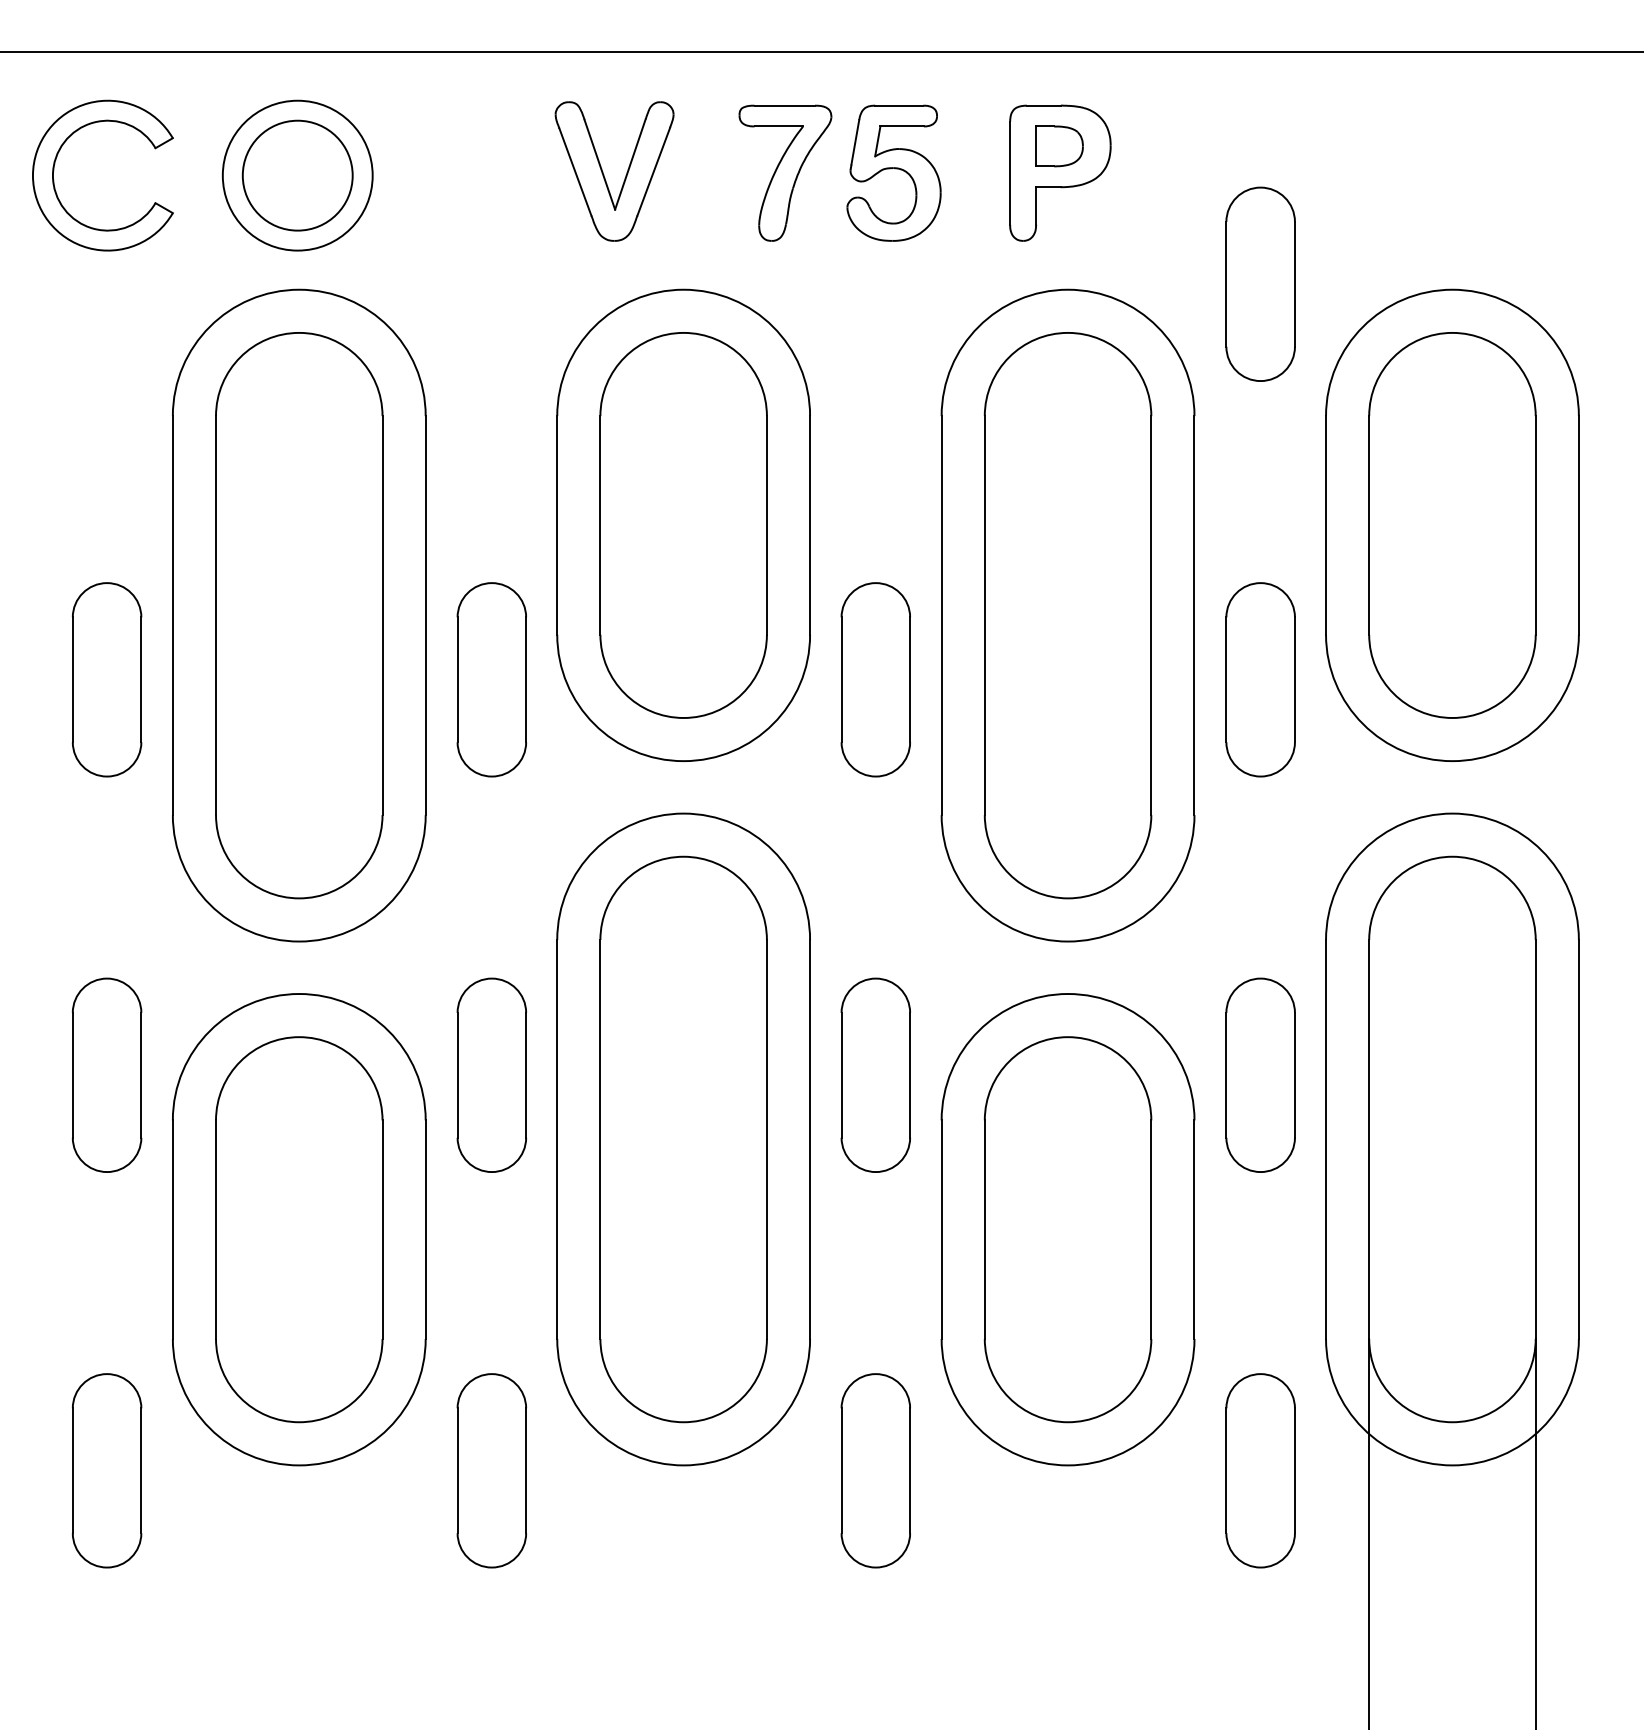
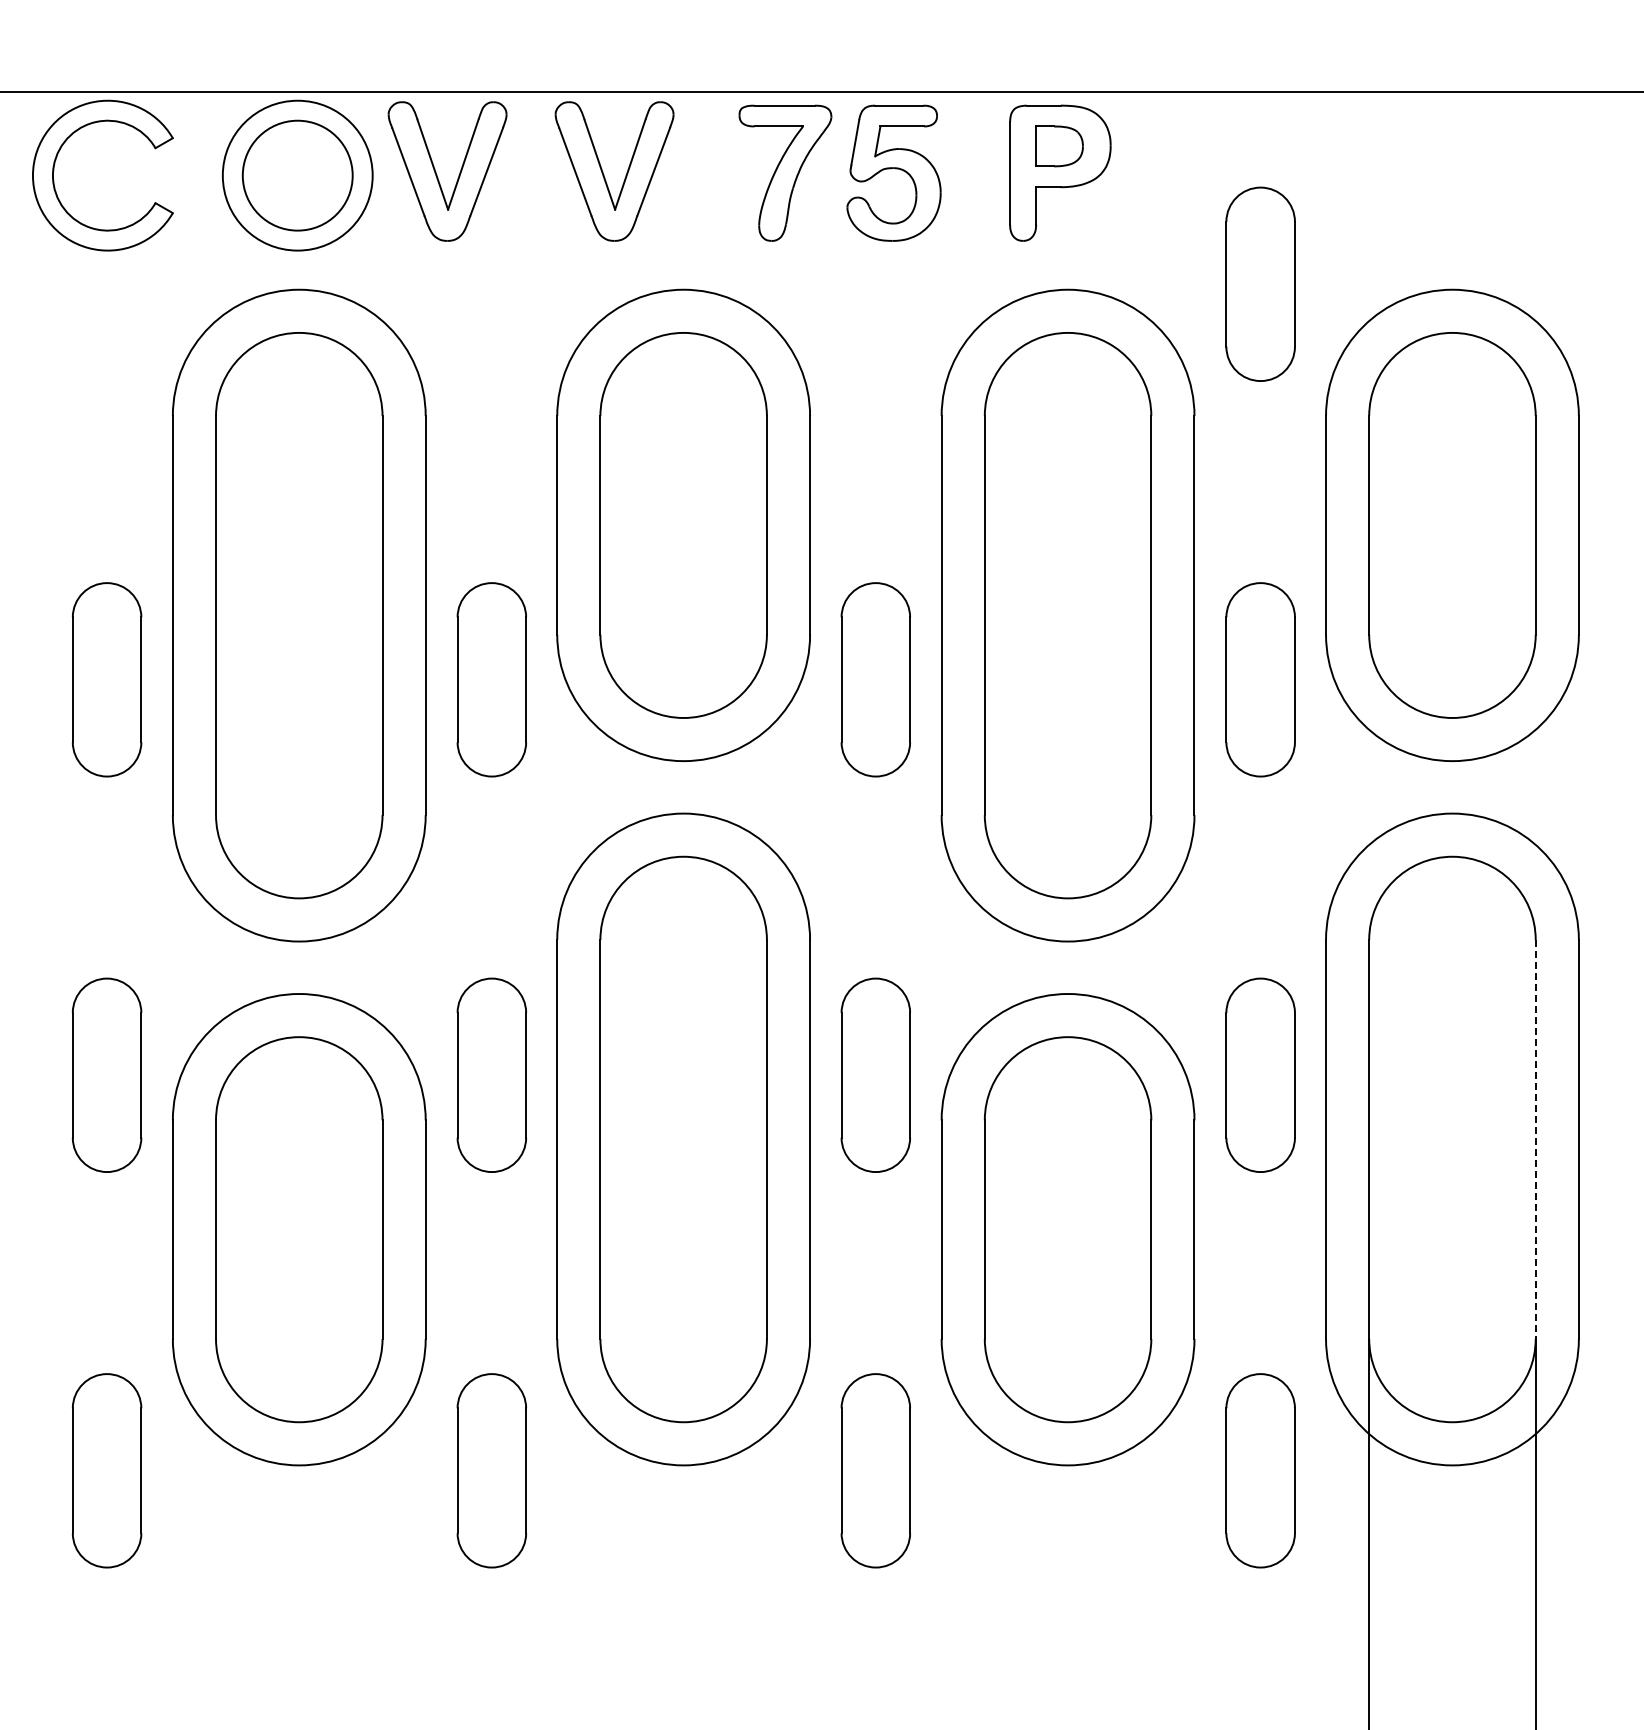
line position: (821, 51) -> (821, 91) (821, 91)
part: none -> present (437, 174)
line: solid -> dashed (1535, 1140)
